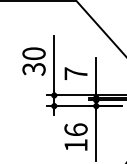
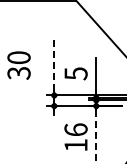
text position: (33, 61) -> (18, 65) (18, 65)
line: solid -> dashed (54, 63)
text: 7 -> 5 (75, 73)
line: solid -> dashed (96, 135)
